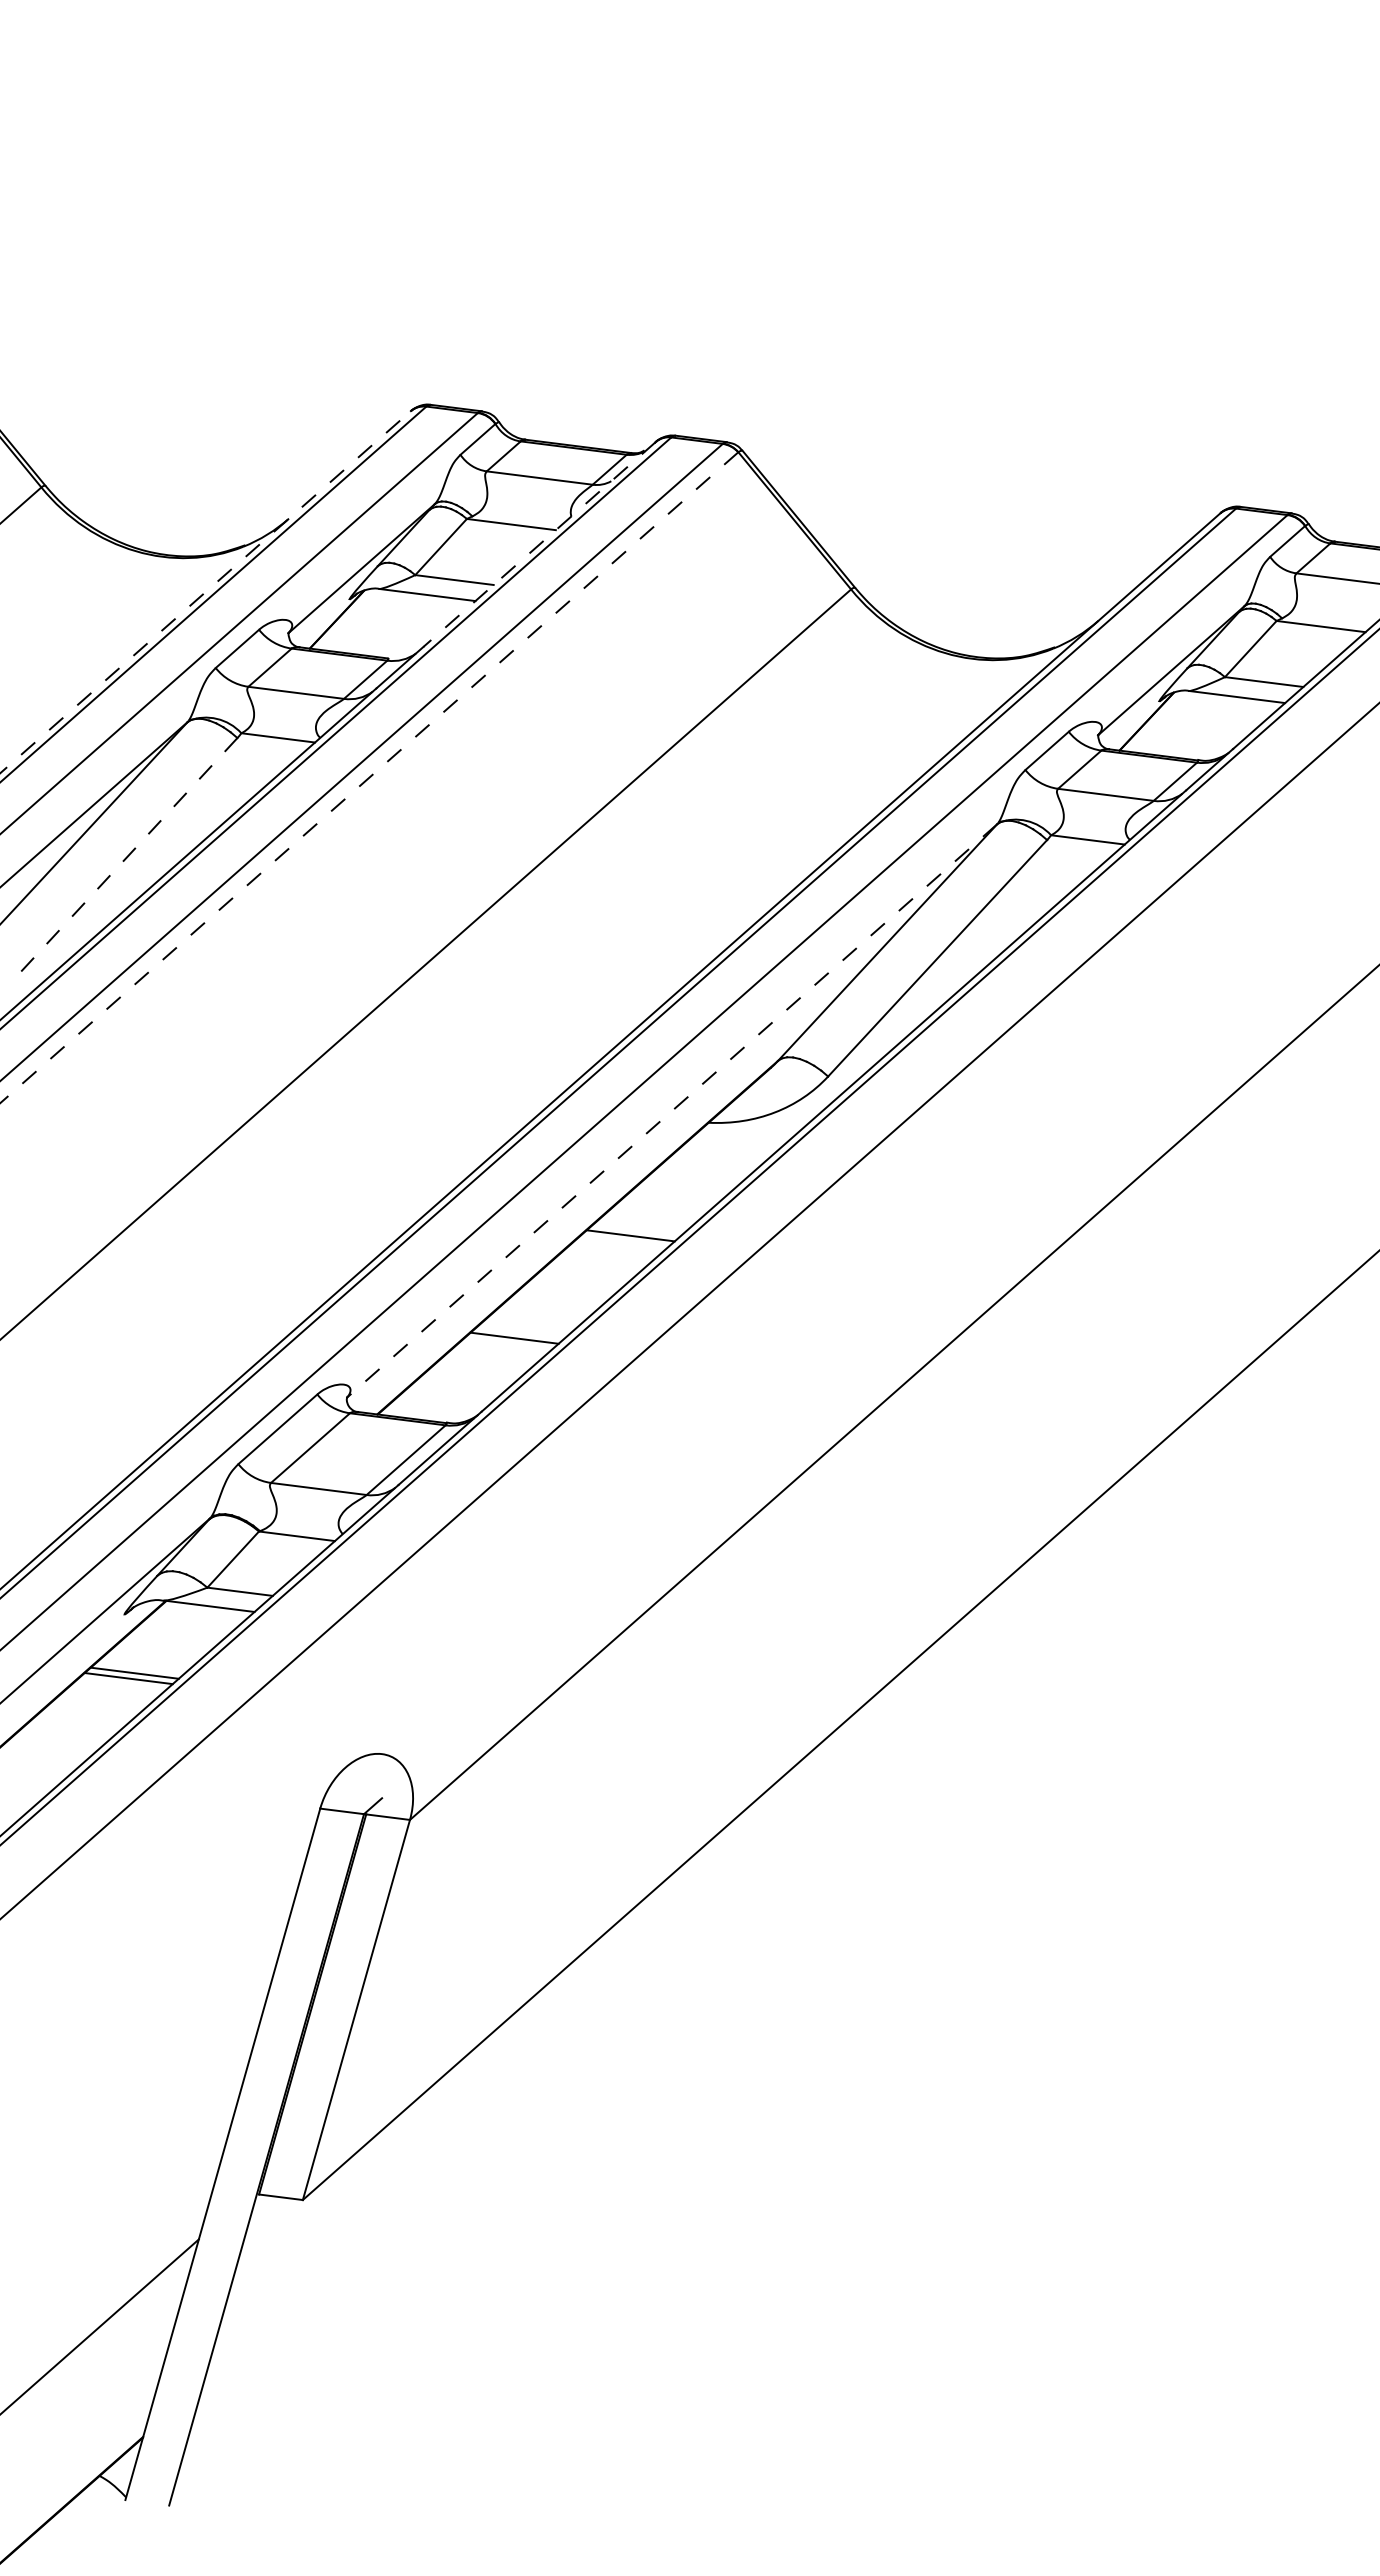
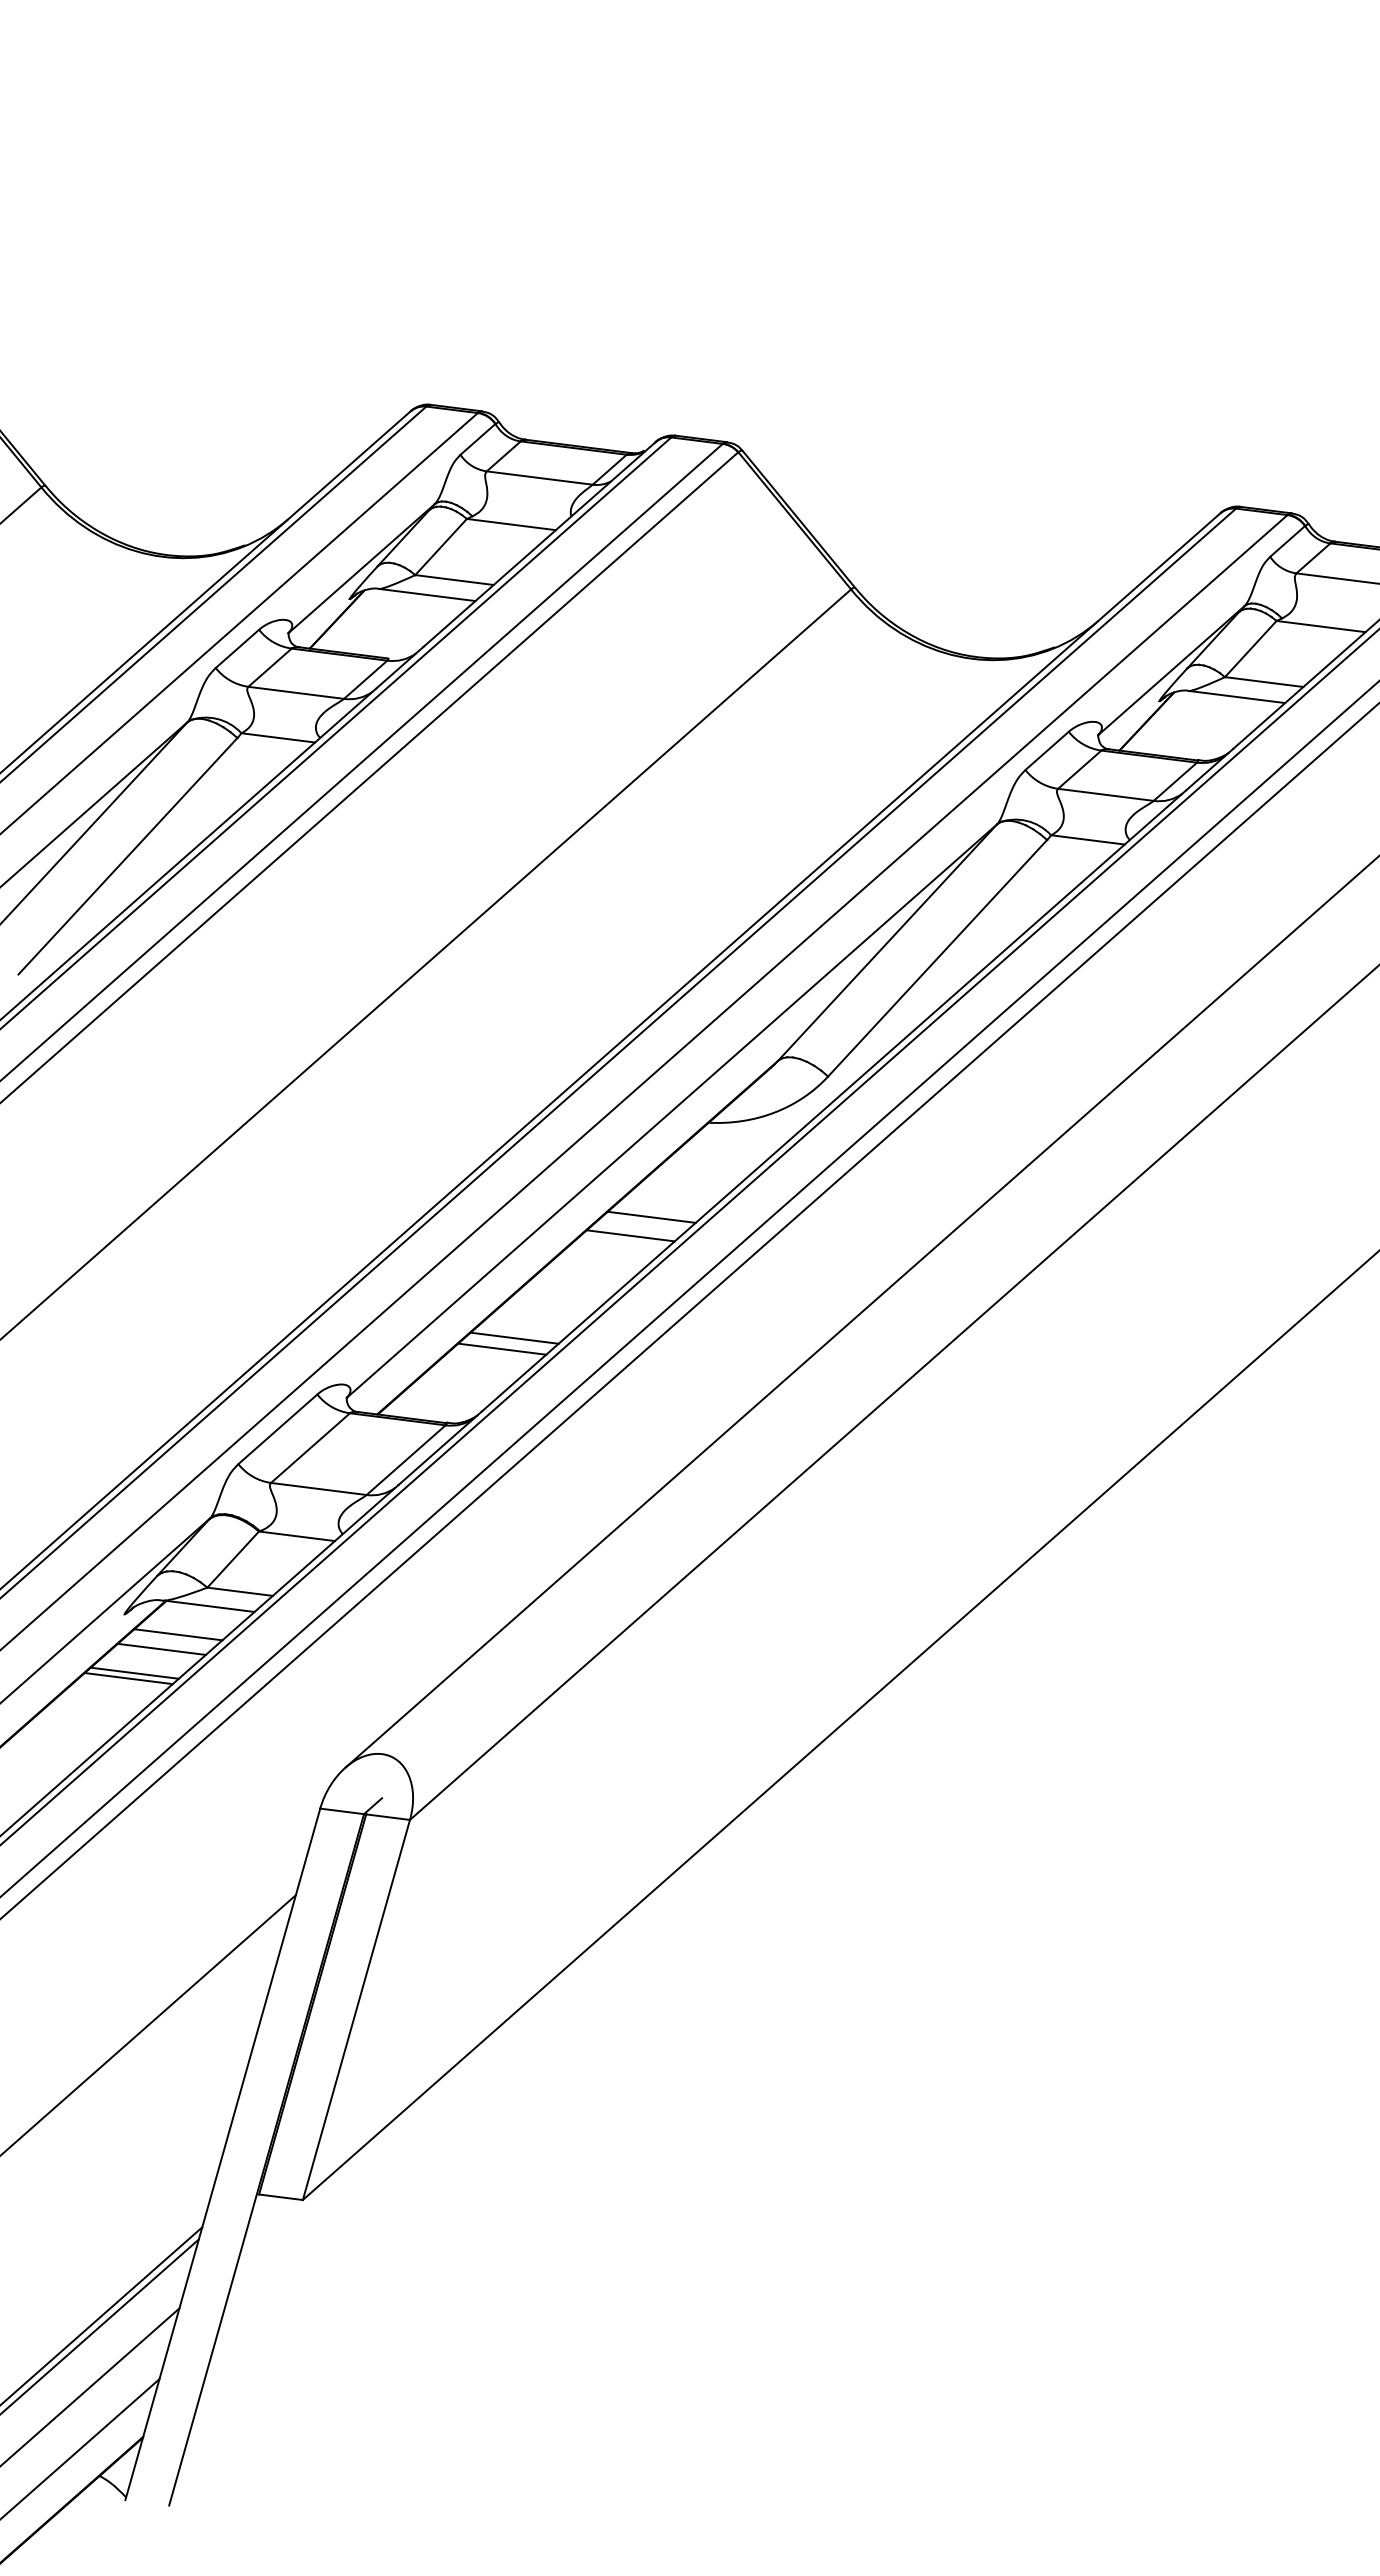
line: dashed -> solid (539, 544)
line: dashed -> solid (205, 592)
line: dashed -> solid (369, 777)
line: dashed -> solid (127, 856)
line: dashed -> solid (671, 1111)
line: none -> present (651, 1216)
line: none -> present (689, 1289)
line: none -> present (860, 1312)
line: none -> present (502, 1348)
line: none -> present (178, 1634)
line: none -> present (161, 1648)
line: none -> present (148, 2024)
line: none -> present (102, 2315)
line: none -> present (90, 2386)
line: none -> present (80, 2448)
